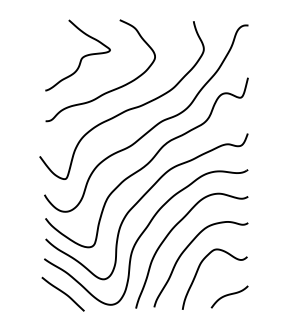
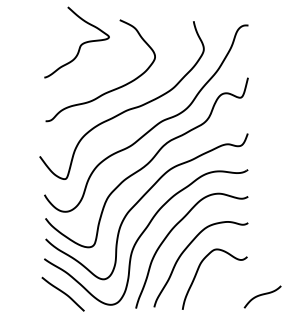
curve position: (80, 58) -> (79, 45) (79, 45)
curve position: (229, 295) -> (262, 295) (262, 295)
